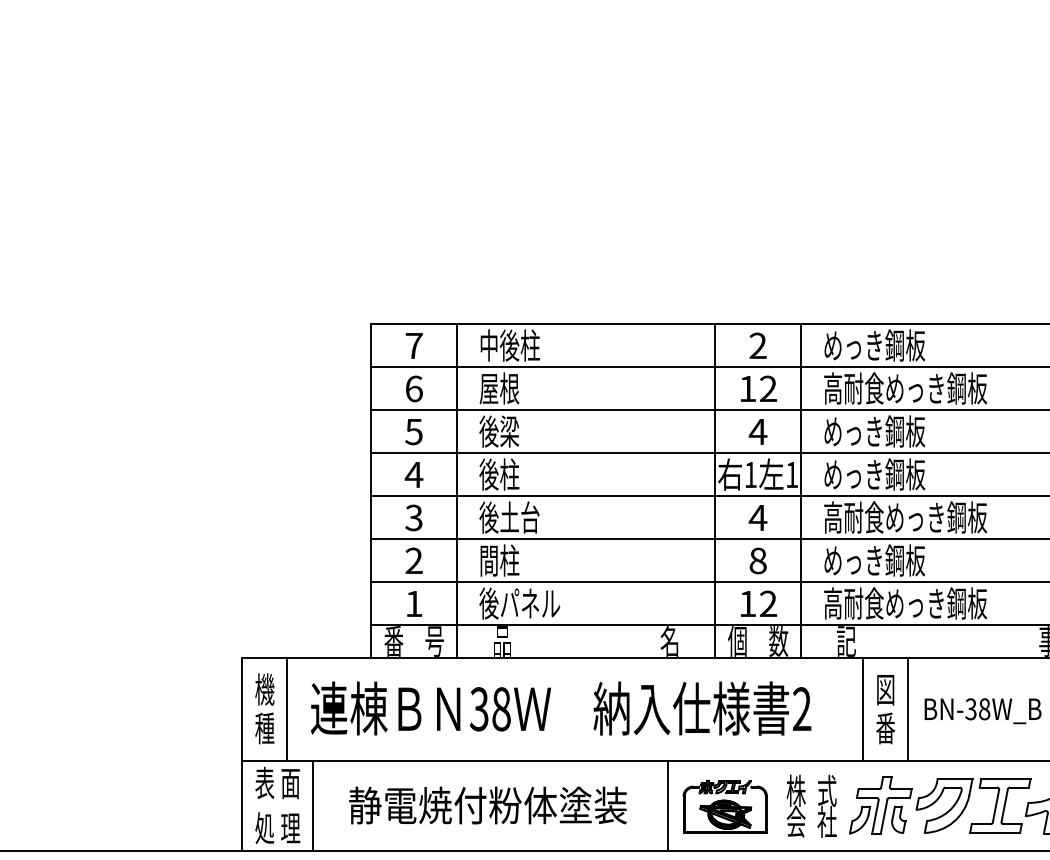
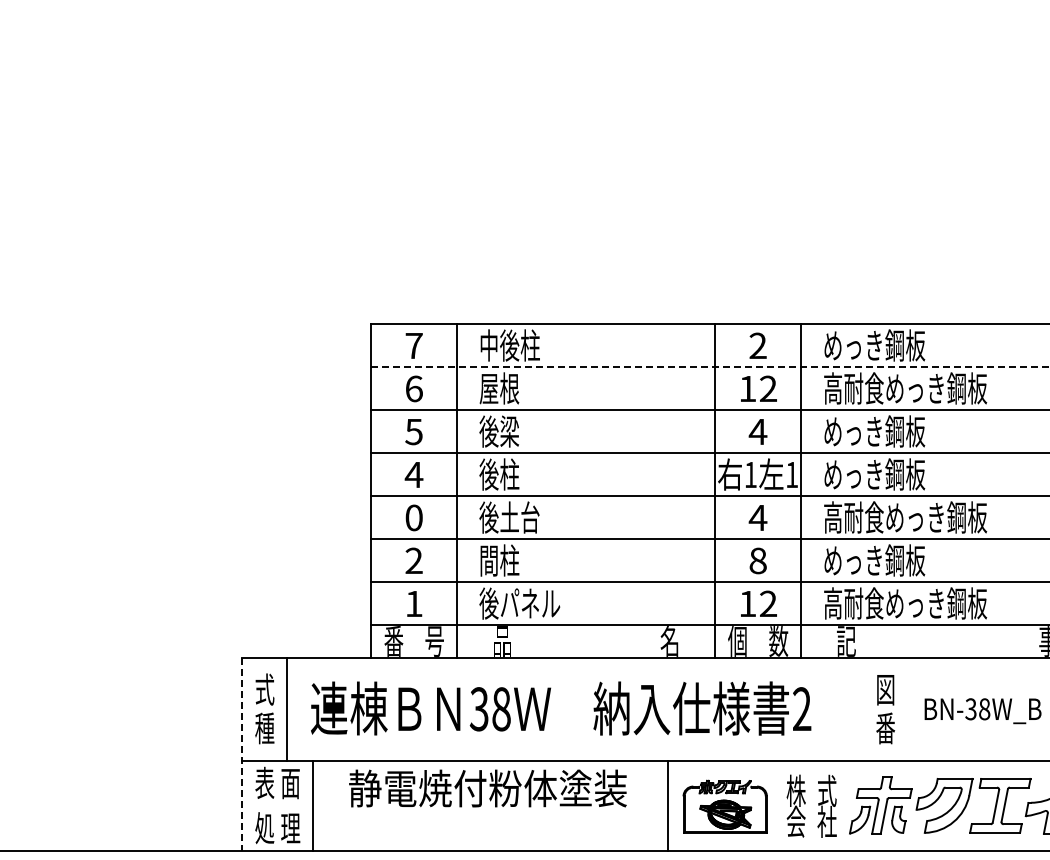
line: solid -> dashed (711, 367)
text: 3 -> 0 (413, 517)
text: 機 -> 式 (264, 689)
line: present -> none (863, 708)
line: present -> none (908, 708)
line: solid -> dashed (242, 754)
text position: (487, 805) -> (487, 788) (487, 788)
